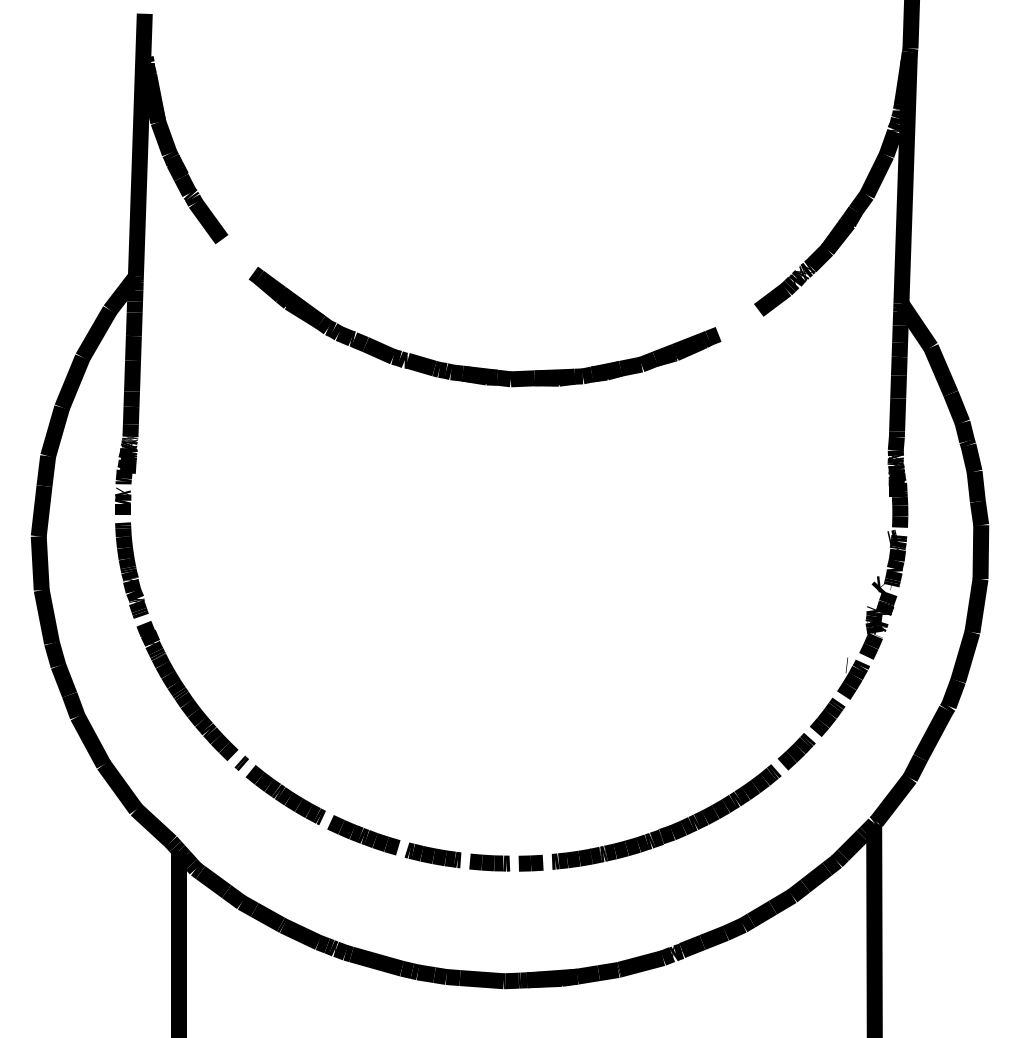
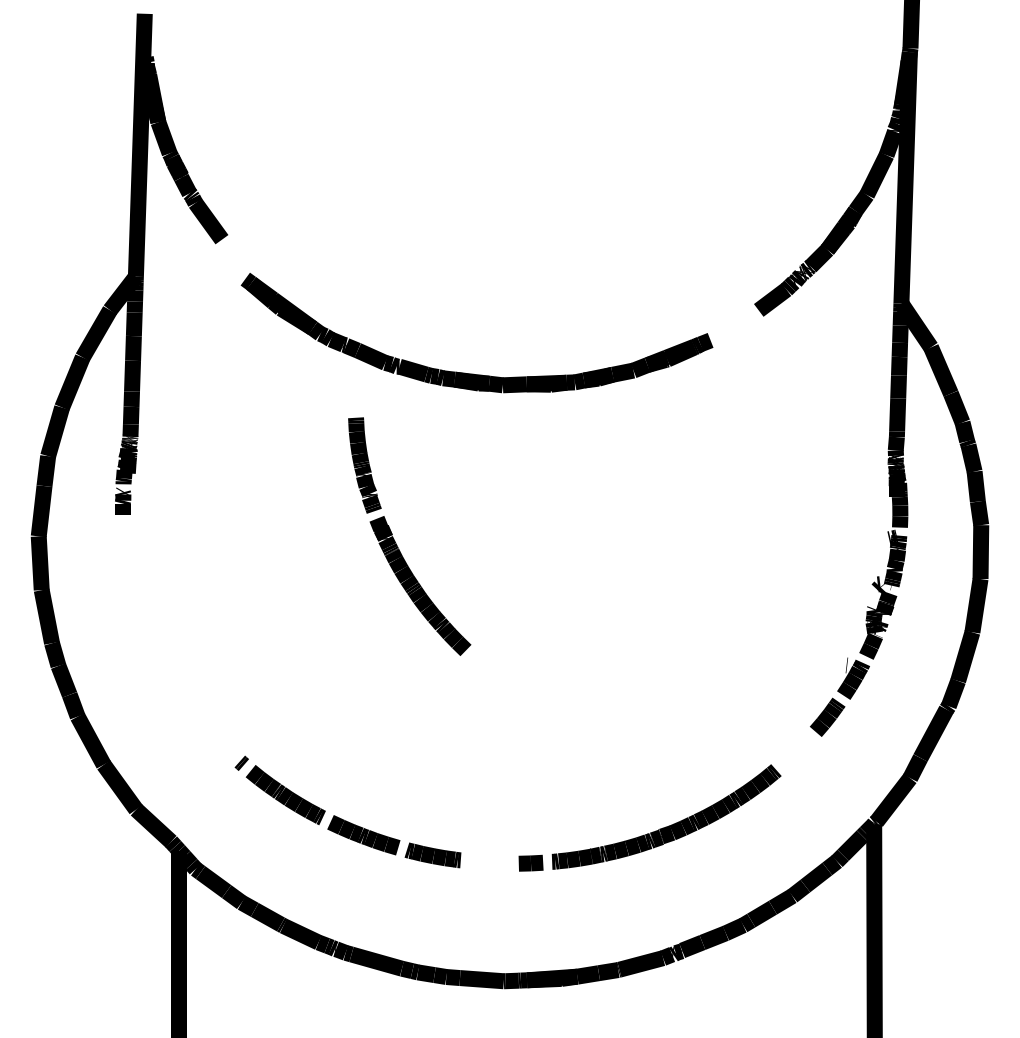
part position: (481, 367) -> (473, 373) (473, 373)
part position: (163, 648) -> (396, 543) (396, 543)
part: present -> none (796, 751)
part: present -> none (489, 862)
